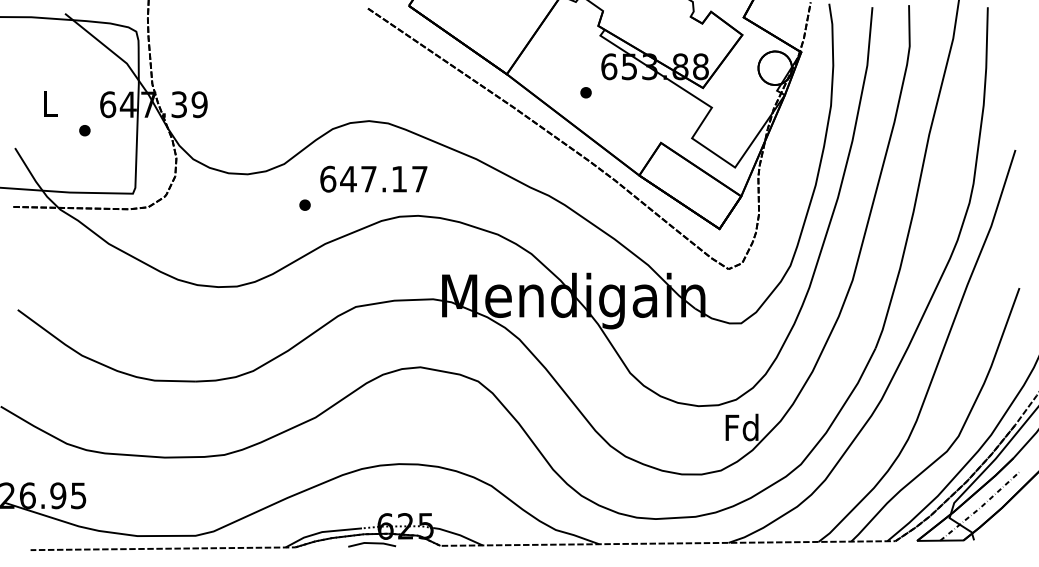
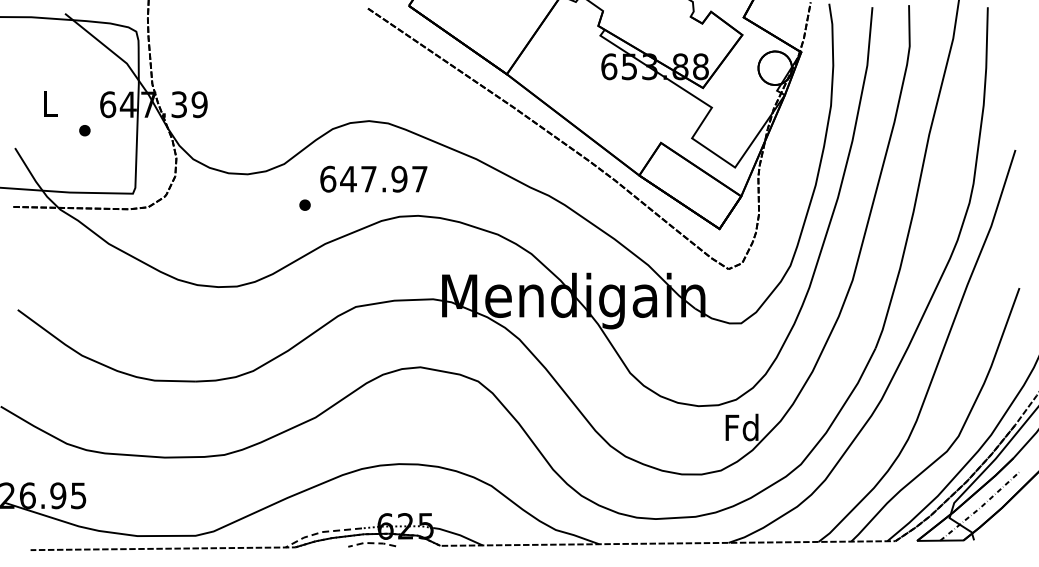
part: present -> none (585, 92)
text: 647.17 -> 647.97 (399, 178)
line: solid -> dashed (321, 532)
line: solid -> dashed (371, 543)
